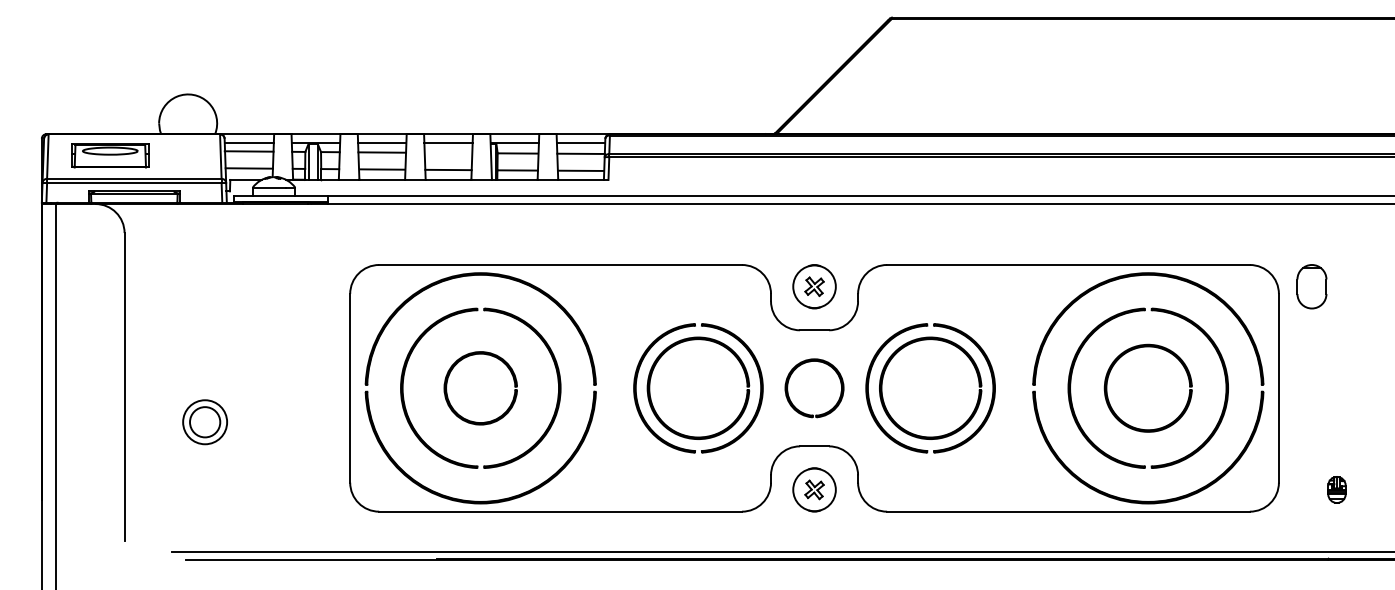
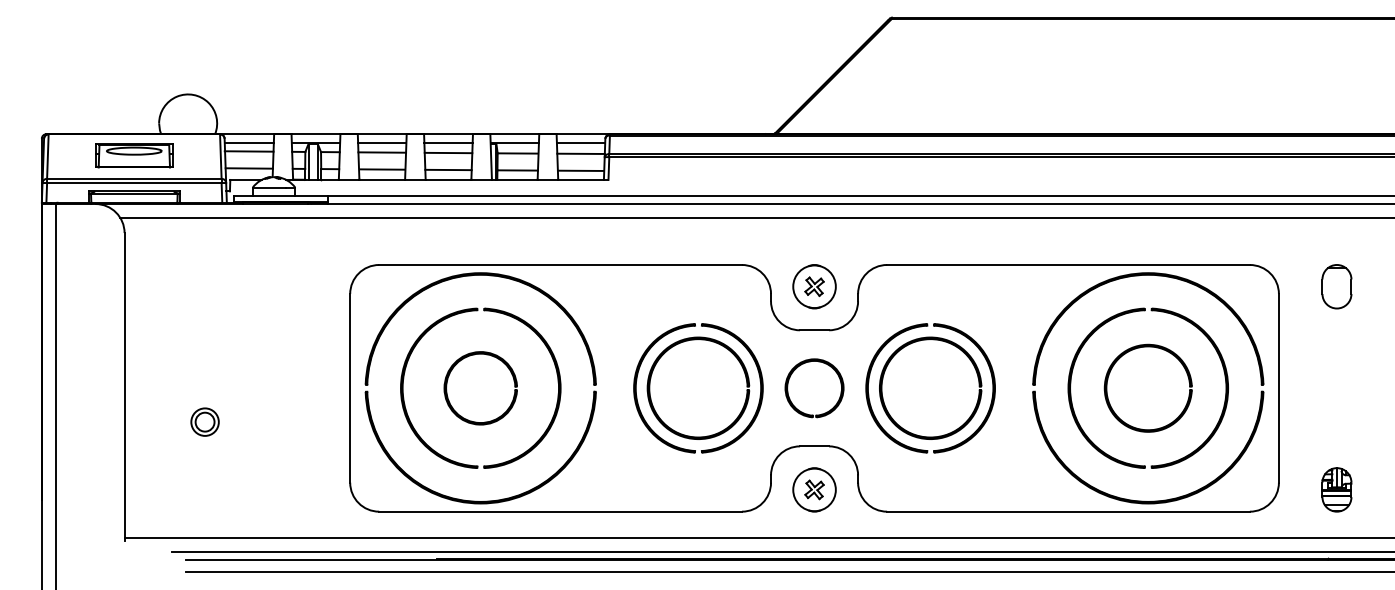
line: none -> present (448, 152)
part position: (110, 155) -> (134, 155) (134, 155)
line: none -> present (755, 218)
part position: (1311, 286) -> (1336, 286) (1336, 286)
part size: 46x47 px -> 30x30 px (204, 421)
part size: 20x28 px -> 32x46 px (1336, 489)
line: none -> present (757, 538)
line: none -> present (788, 572)
